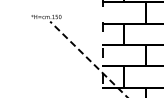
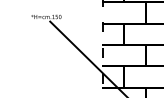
line: dashed -> solid (88, 59)
